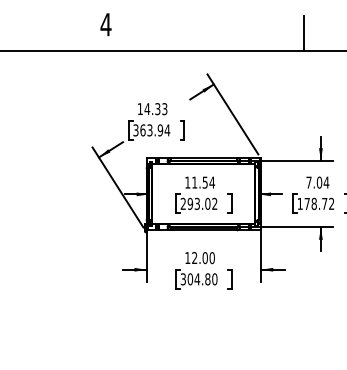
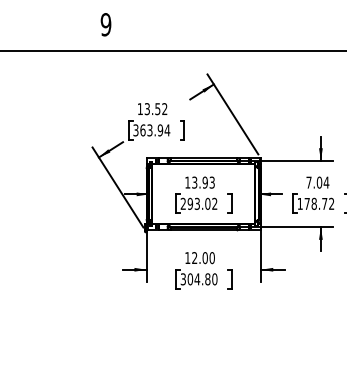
text: 4 -> 9 (105, 24)
line: present -> none (303, 33)
text: 14.33 -> 13.52 (155, 109)
text: 11.54 -> 13.93 (203, 182)
